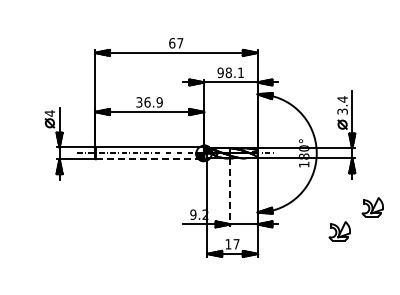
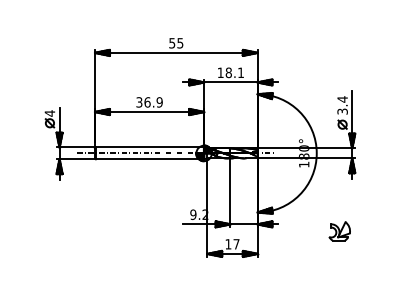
text: 67 -> 55 (176, 43)
text: 98.1 -> 18.1 (220, 72)
line: dashed -> solid (150, 159)
line: dashed -> solid (230, 193)
part: present -> none (372, 207)
